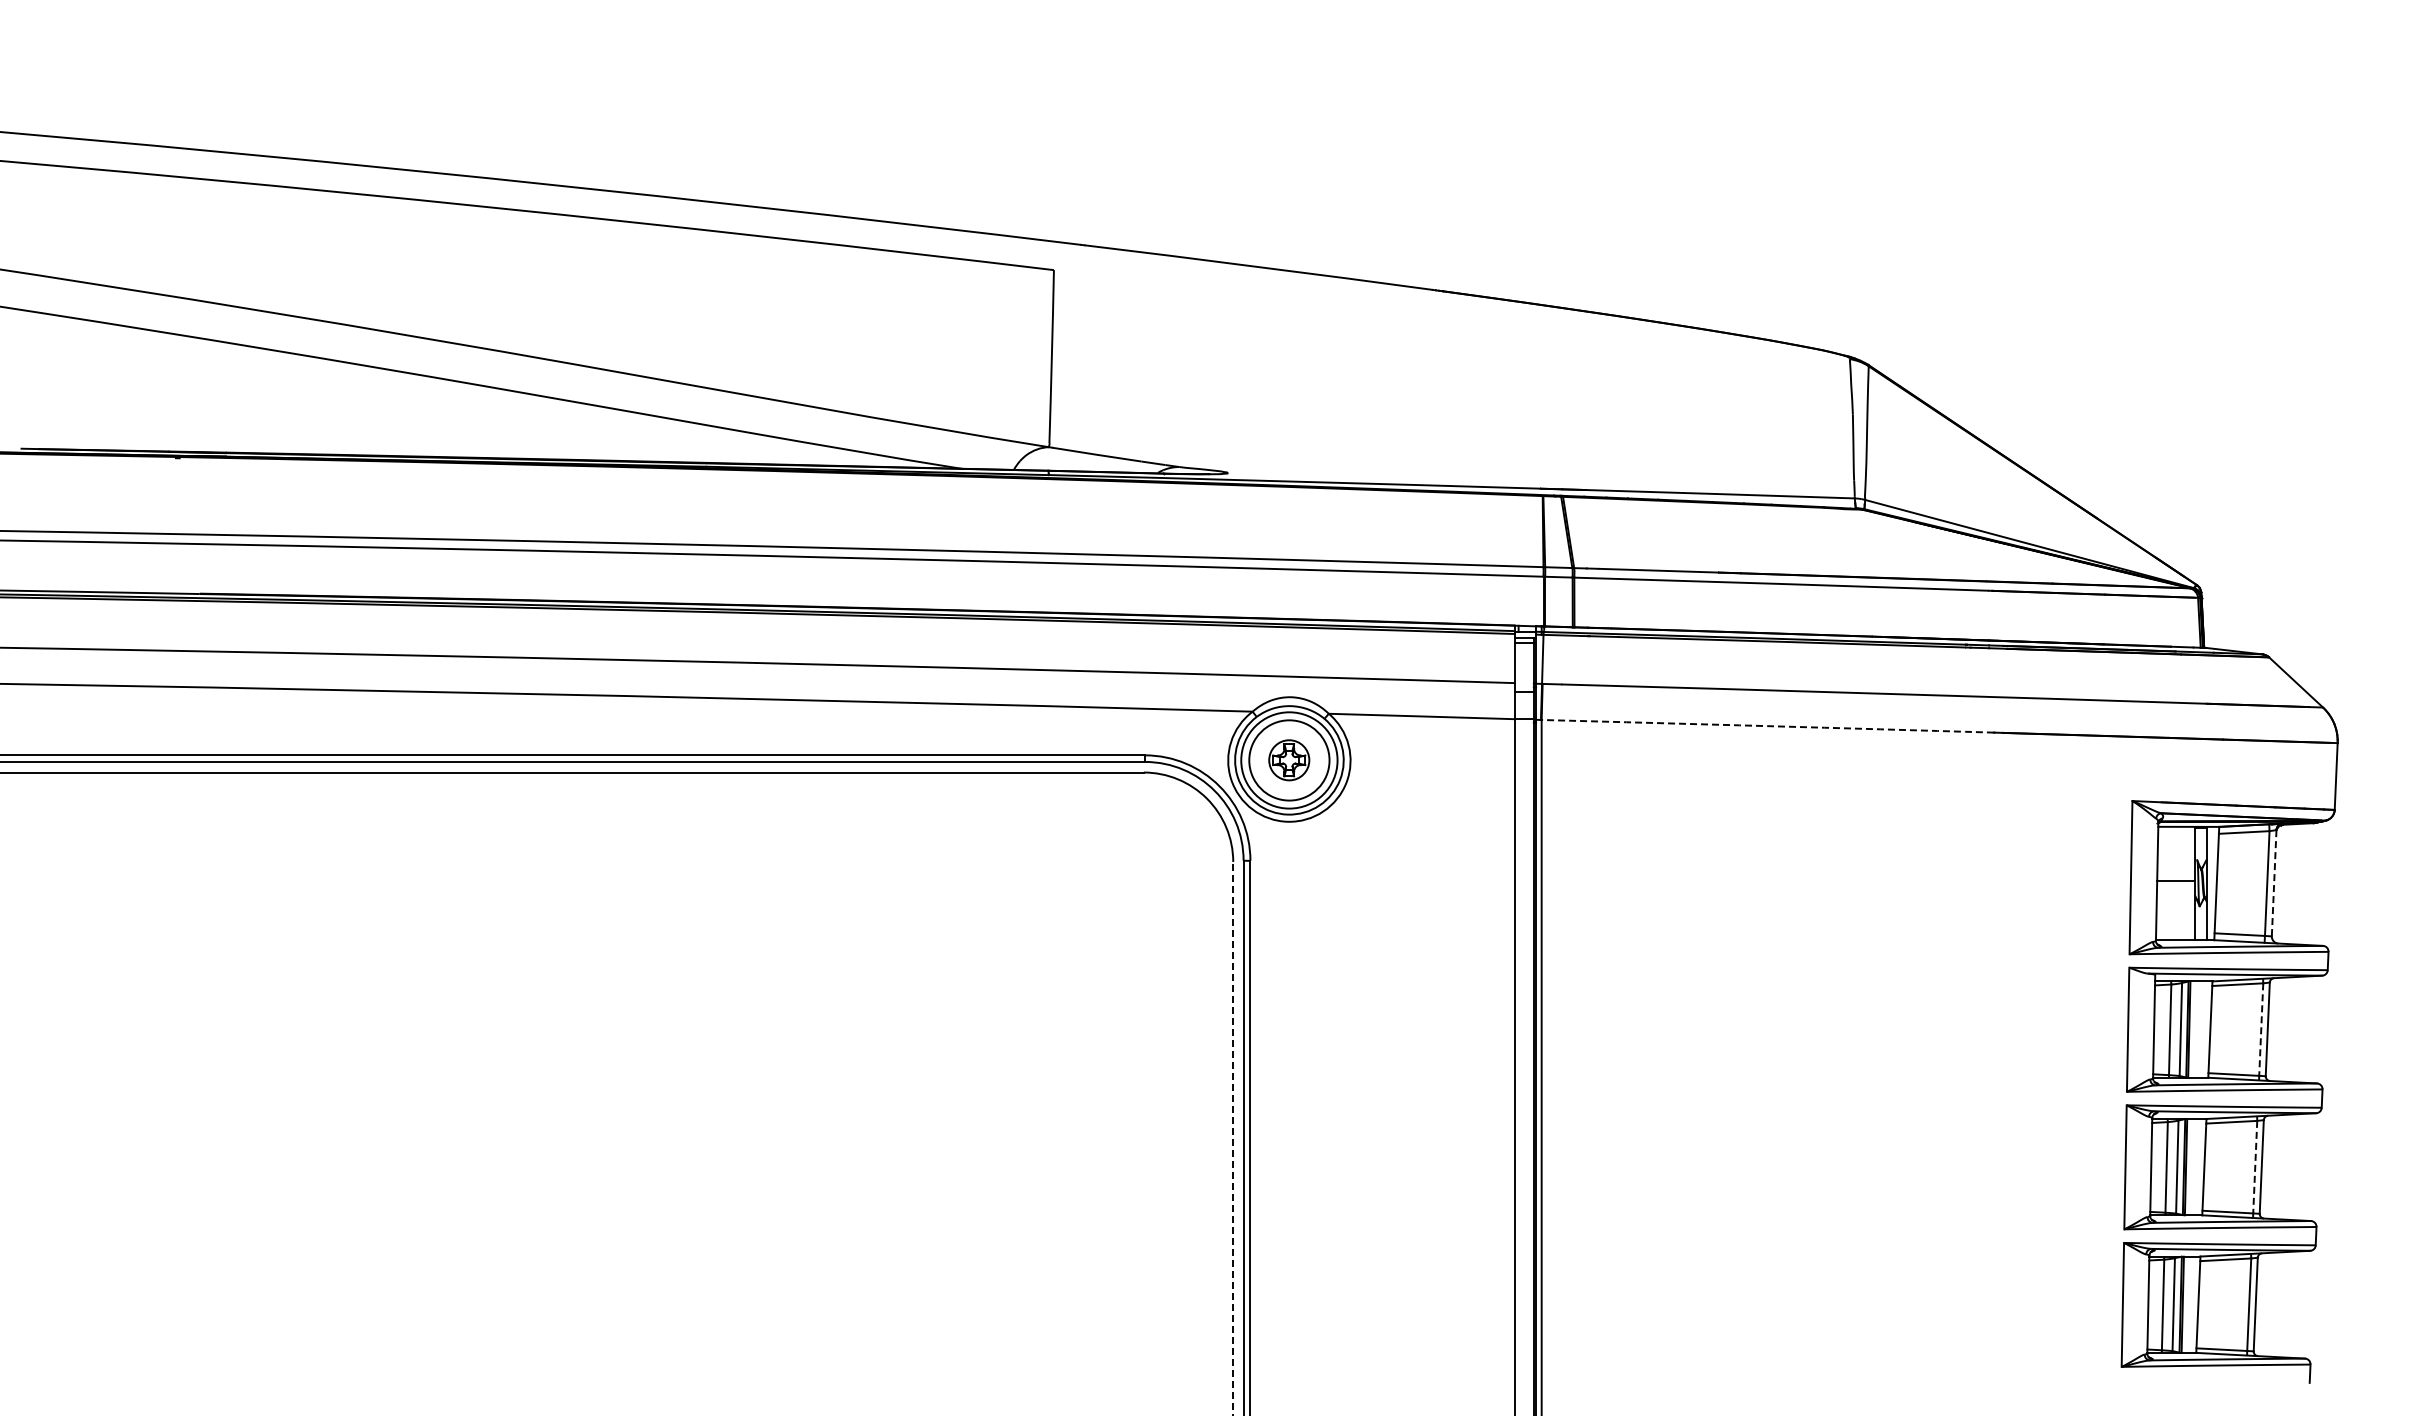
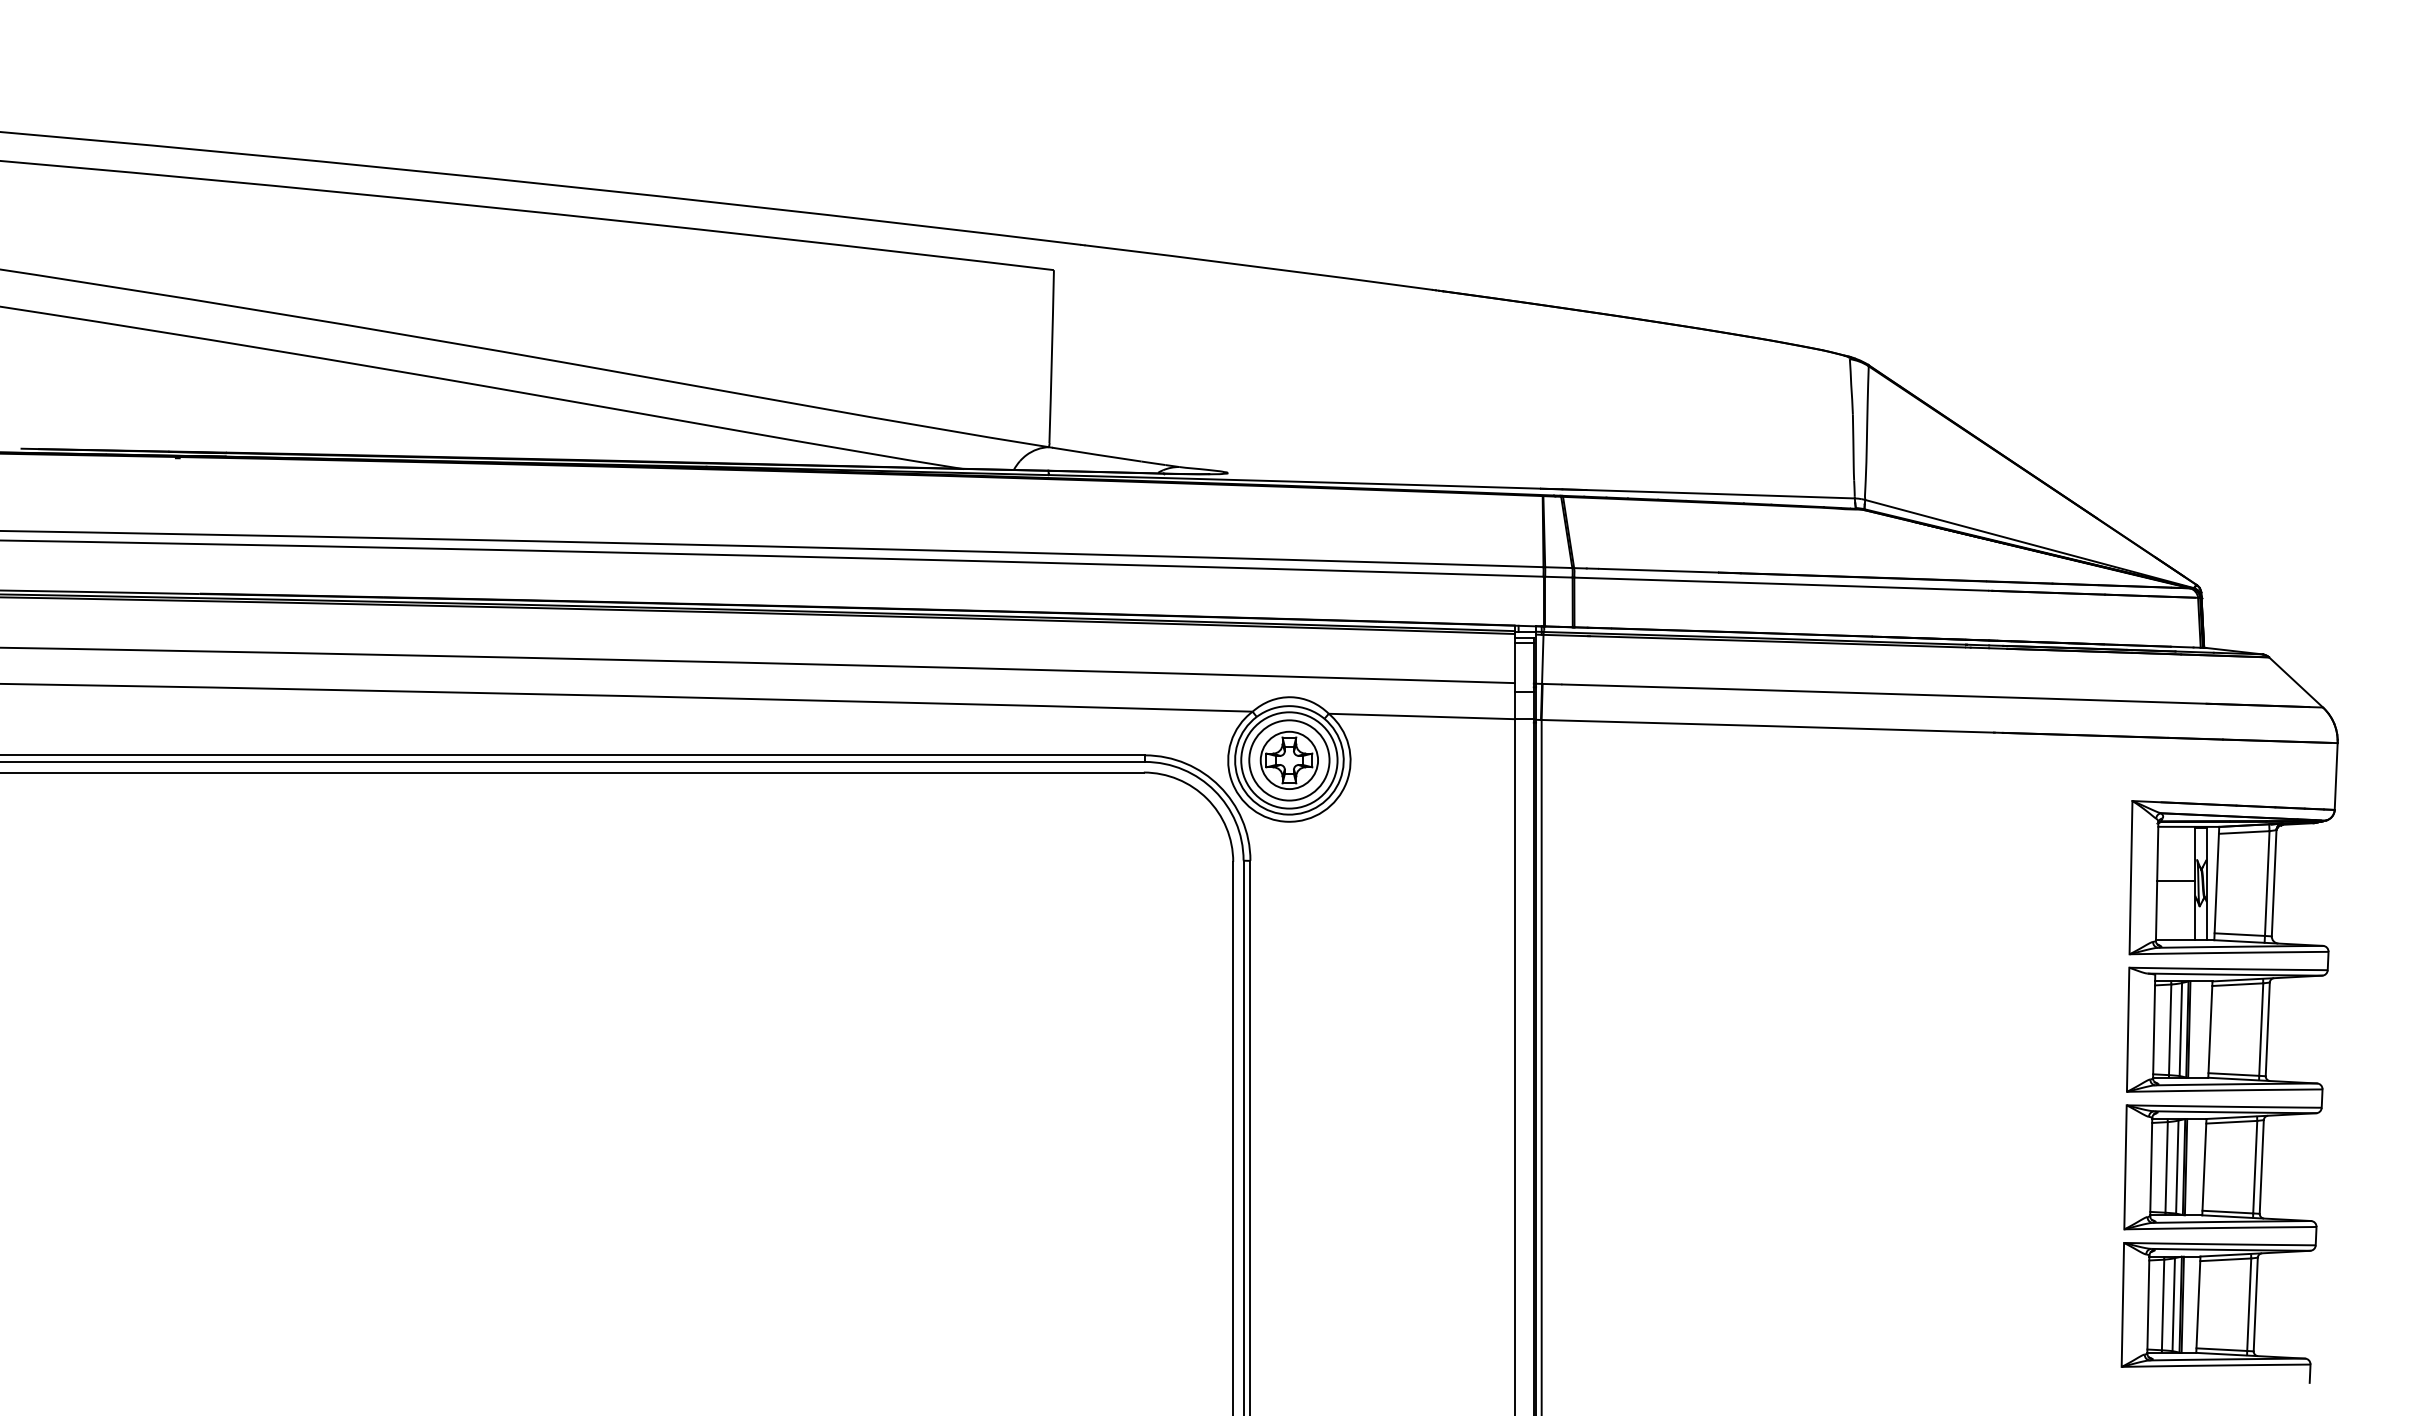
arc: dashed -> solid (1767, 726)
part size: 43x43 px -> 60x60 px (1288, 759)
line: dashed -> solid (2274, 883)
line: dashed -> solid (2261, 1030)
line: dashed -> solid (1233, 1138)
line: dashed -> solid (2255, 1167)
